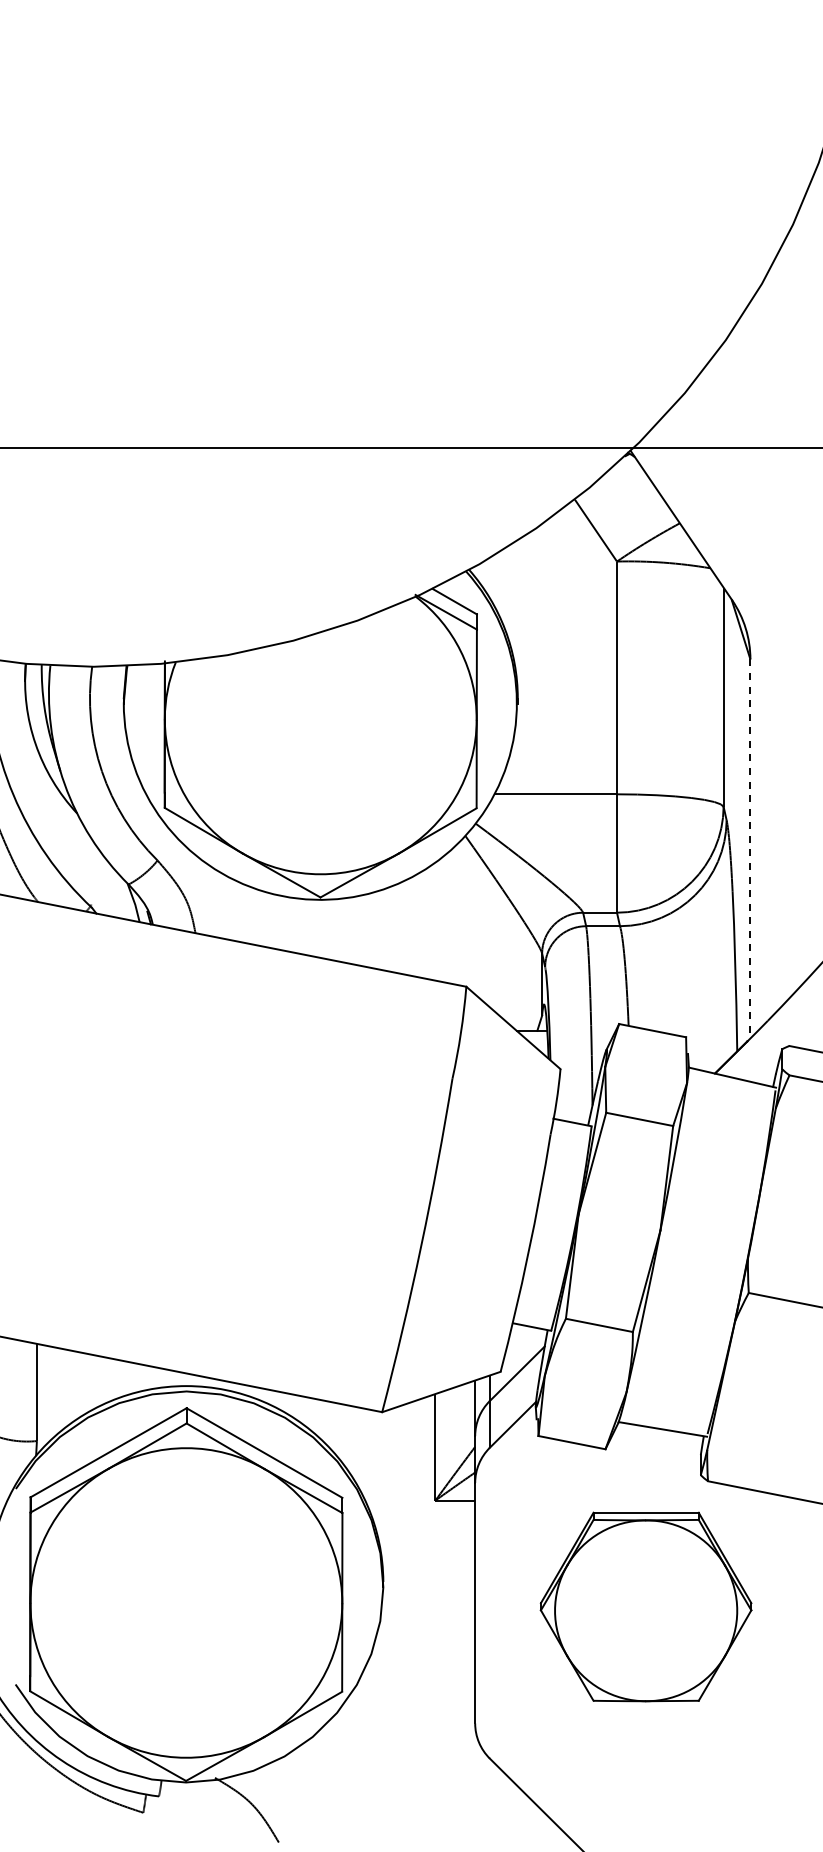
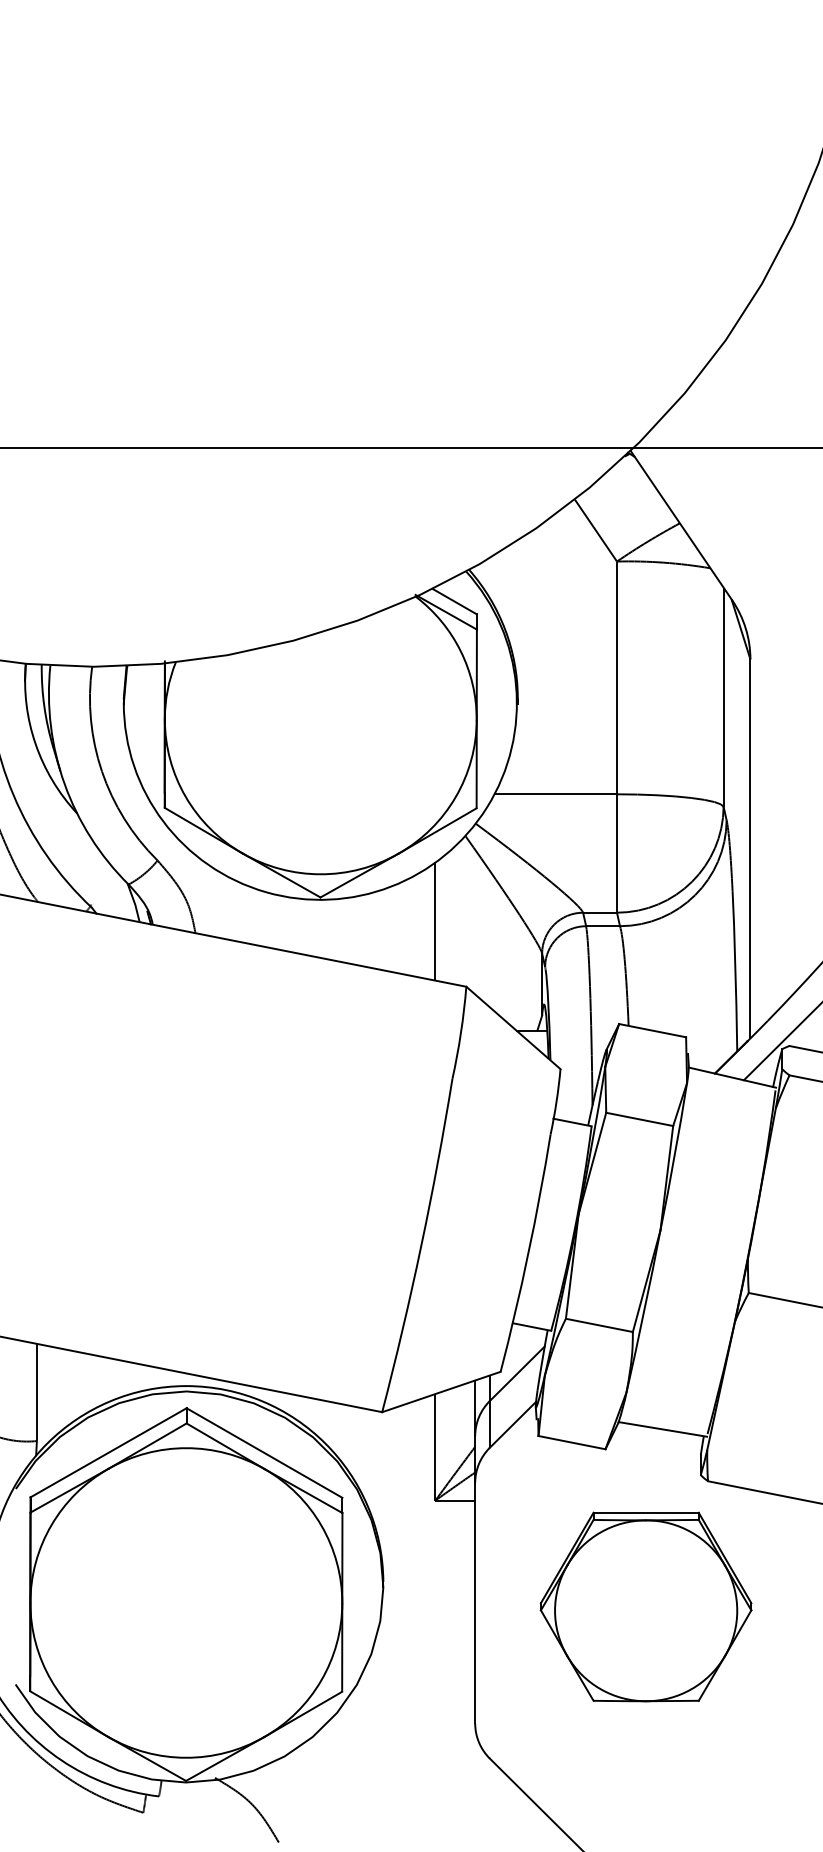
line: dashed -> solid (750, 848)
line: none -> present (435, 921)
line: none -> present (781, 1042)
